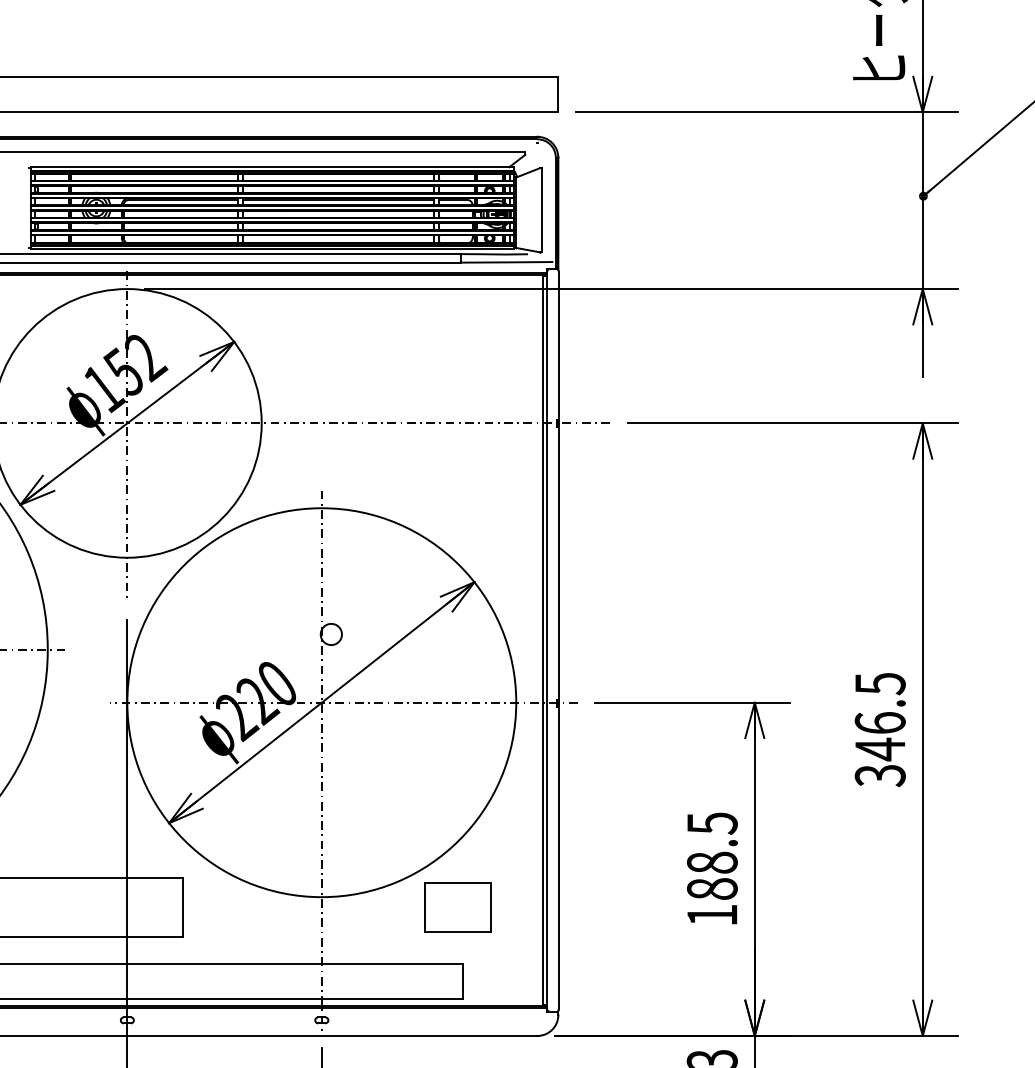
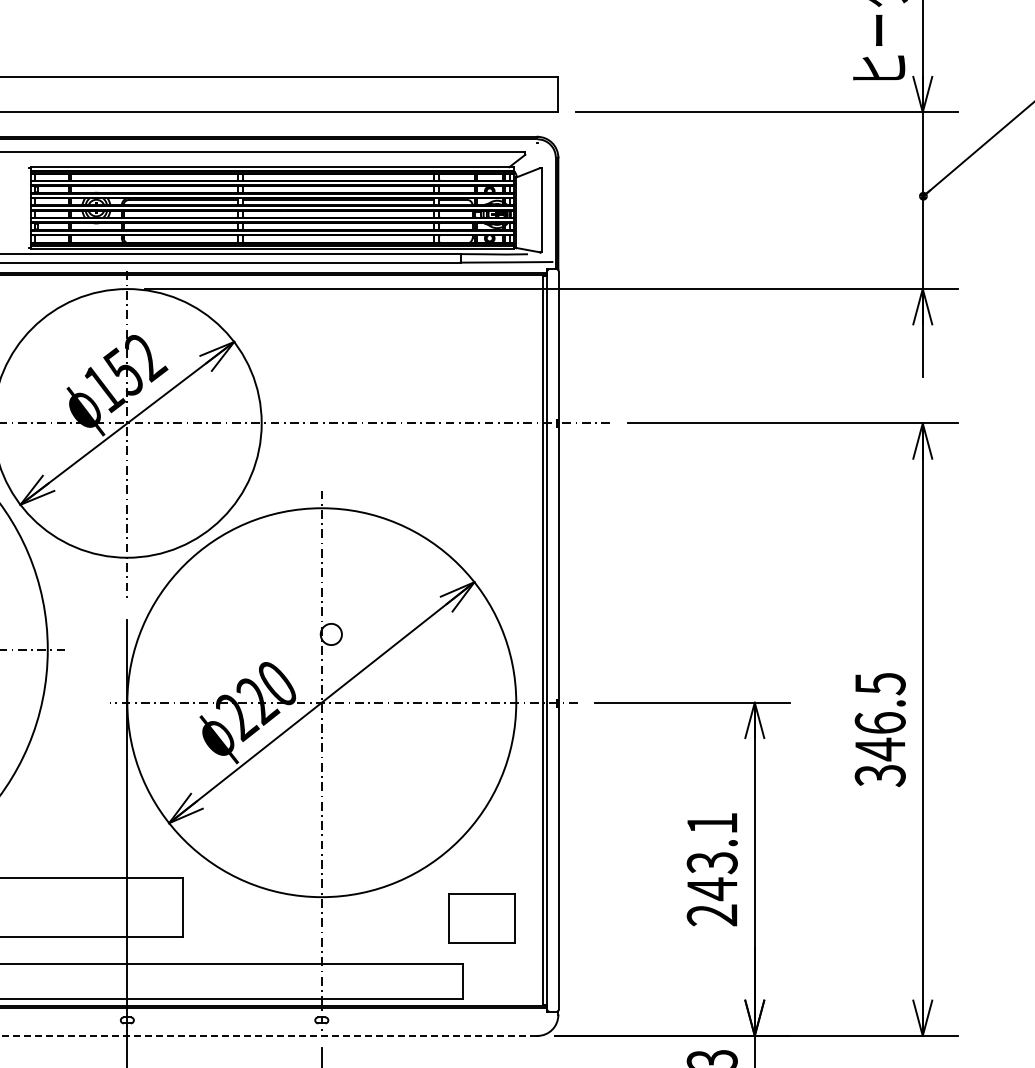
text: 188.5 -> 243.1 (711, 869)
part position: (457, 907) -> (481, 918) (481, 918)
line: solid -> dashed (268, 1035)
